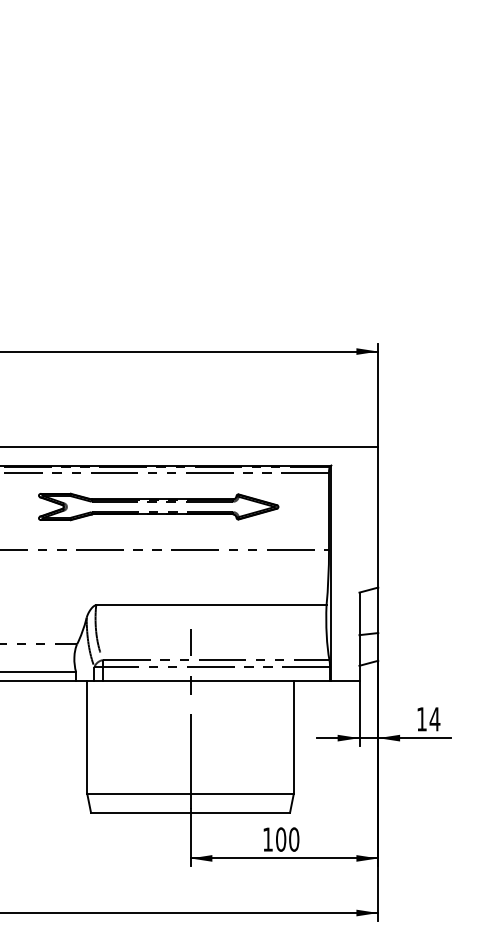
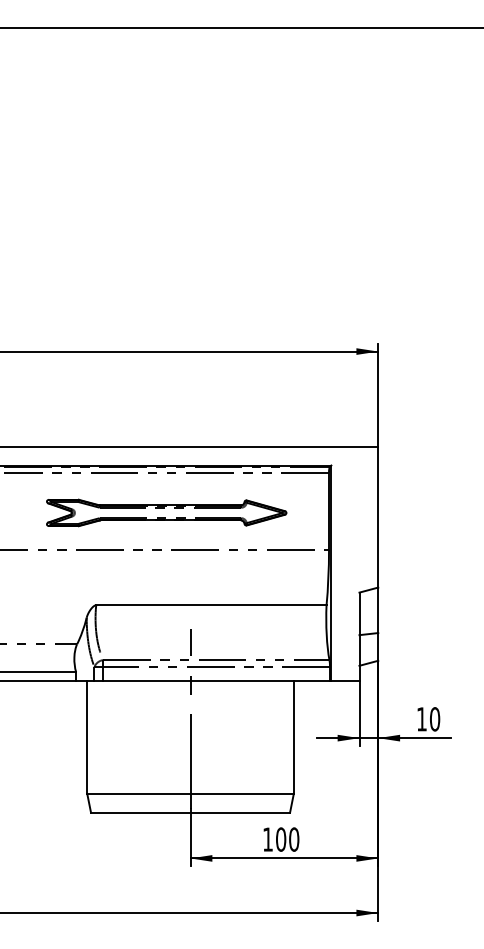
line: none -> present (241, 28)
part position: (158, 506) -> (166, 512) (166, 512)
text: 14 -> 10 (434, 719)
